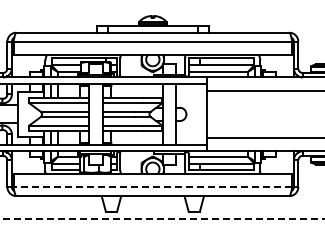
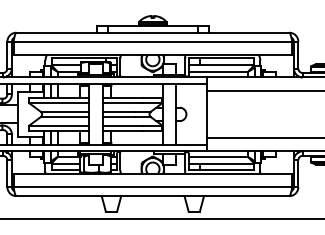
line: dashed -> solid (152, 187)
line: dashed -> solid (162, 219)
